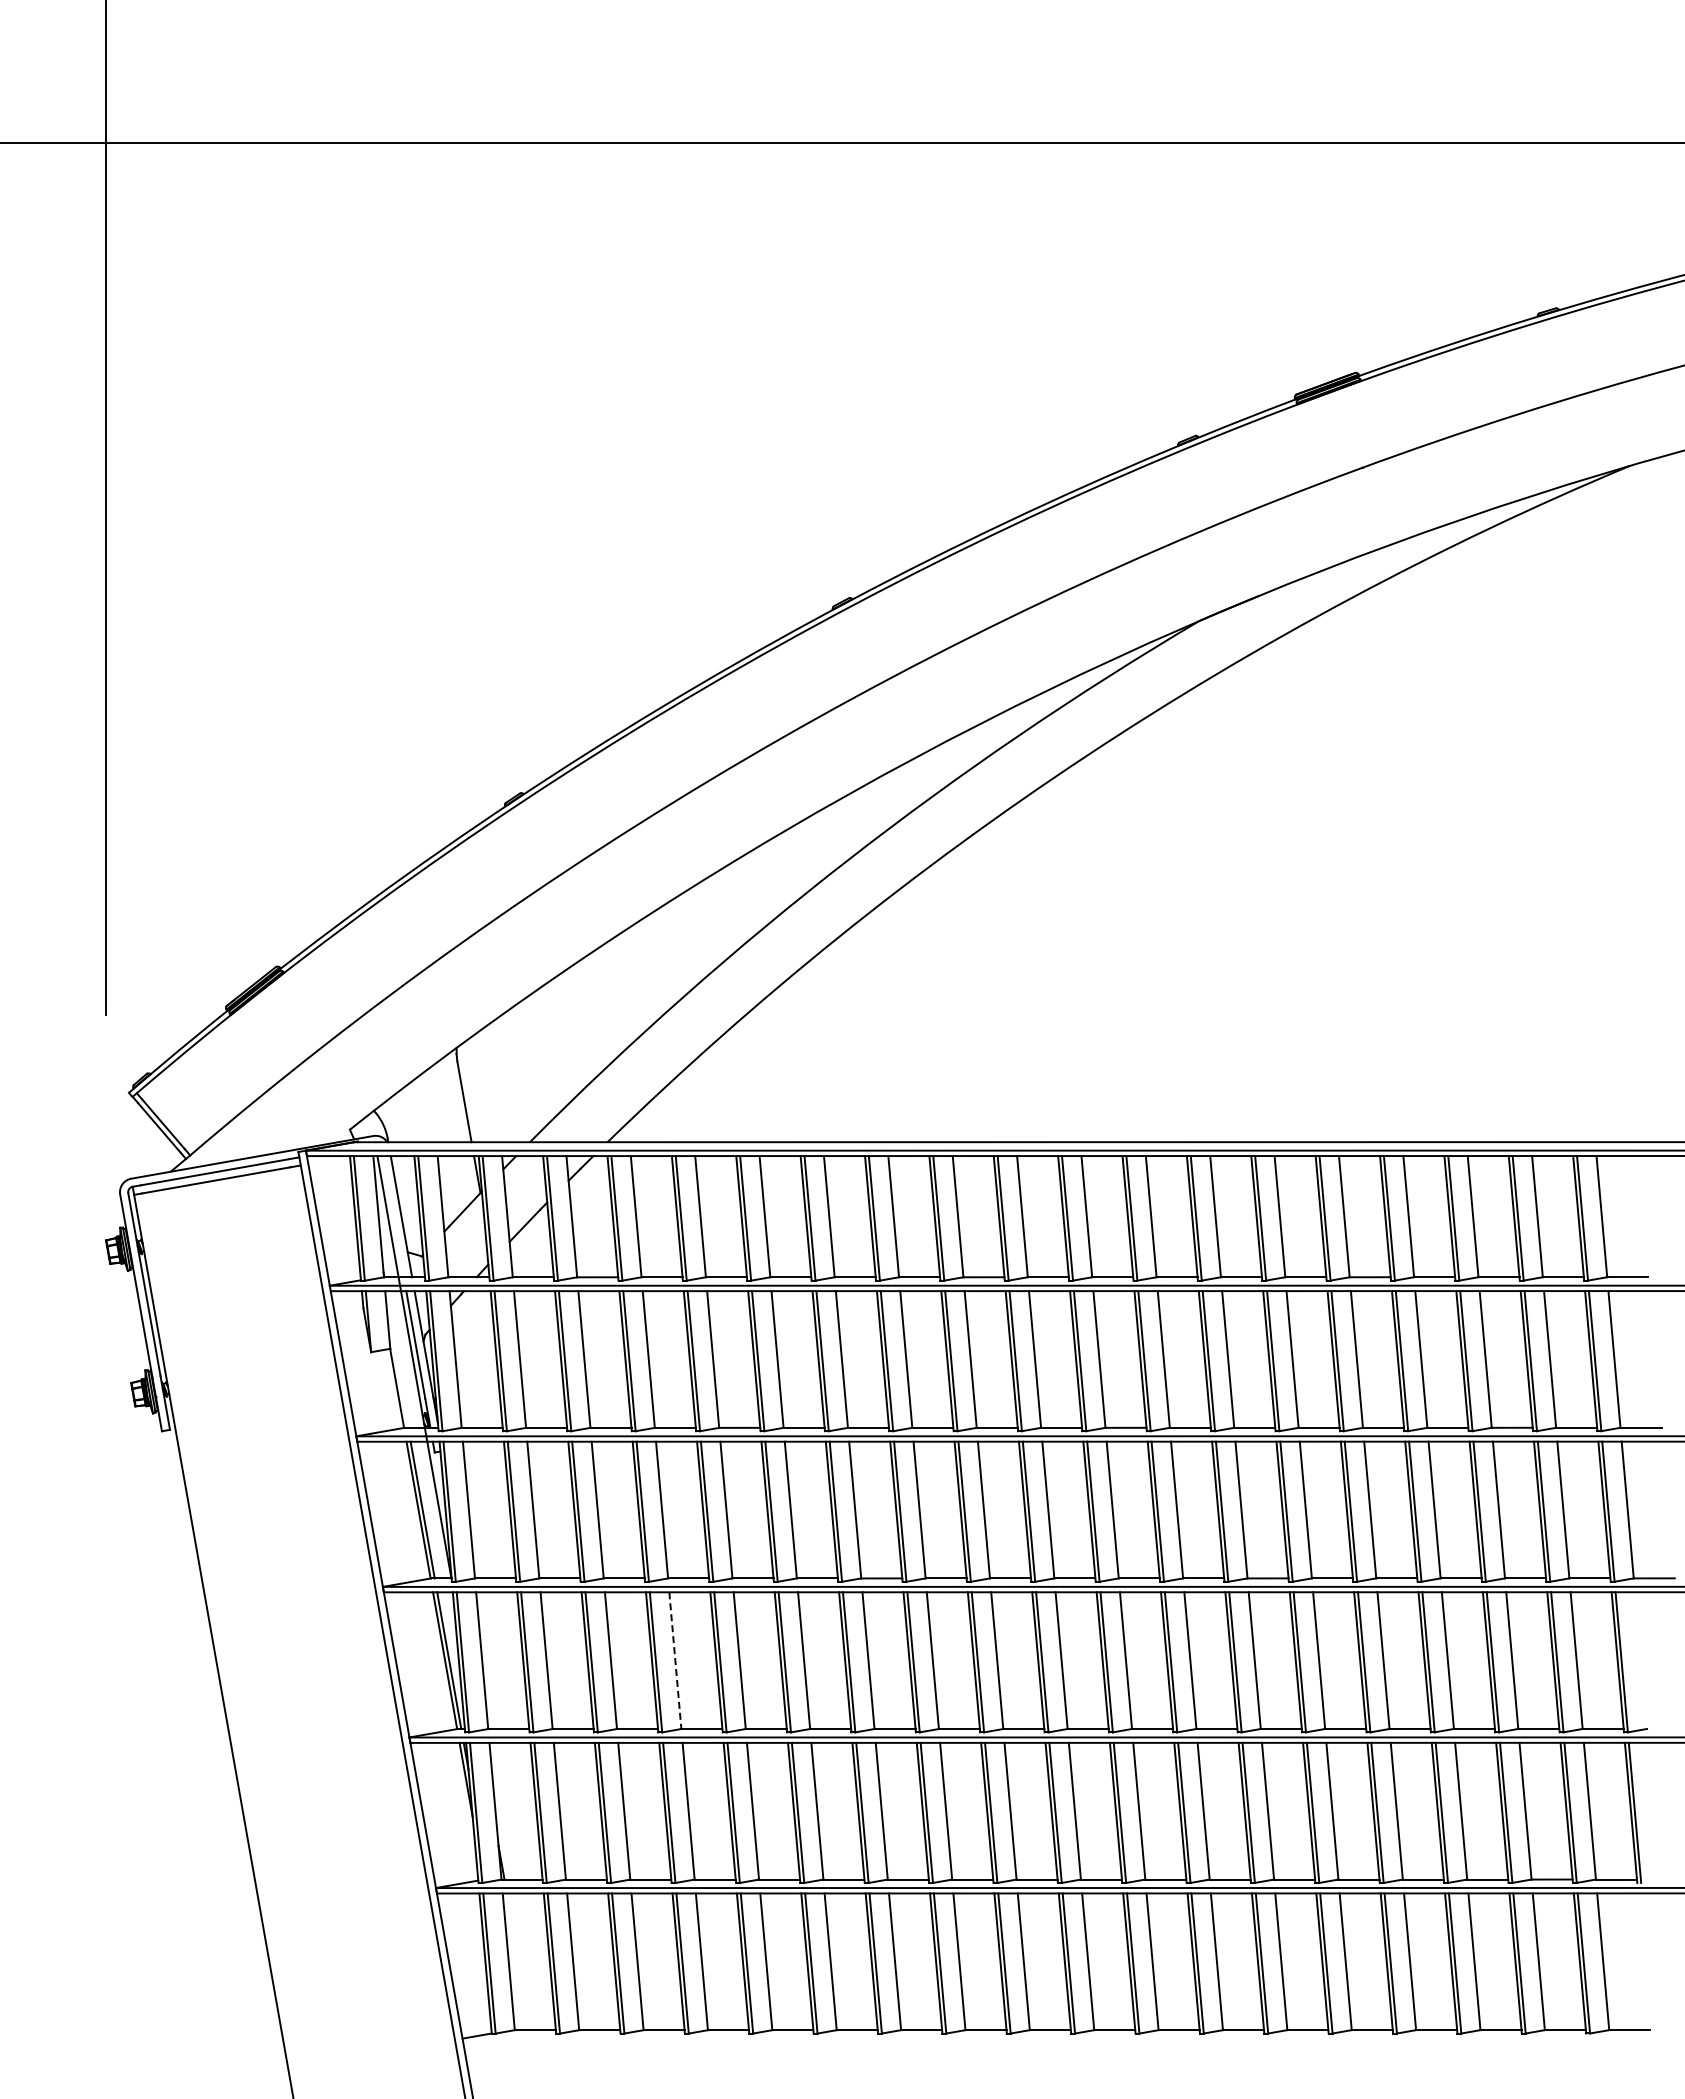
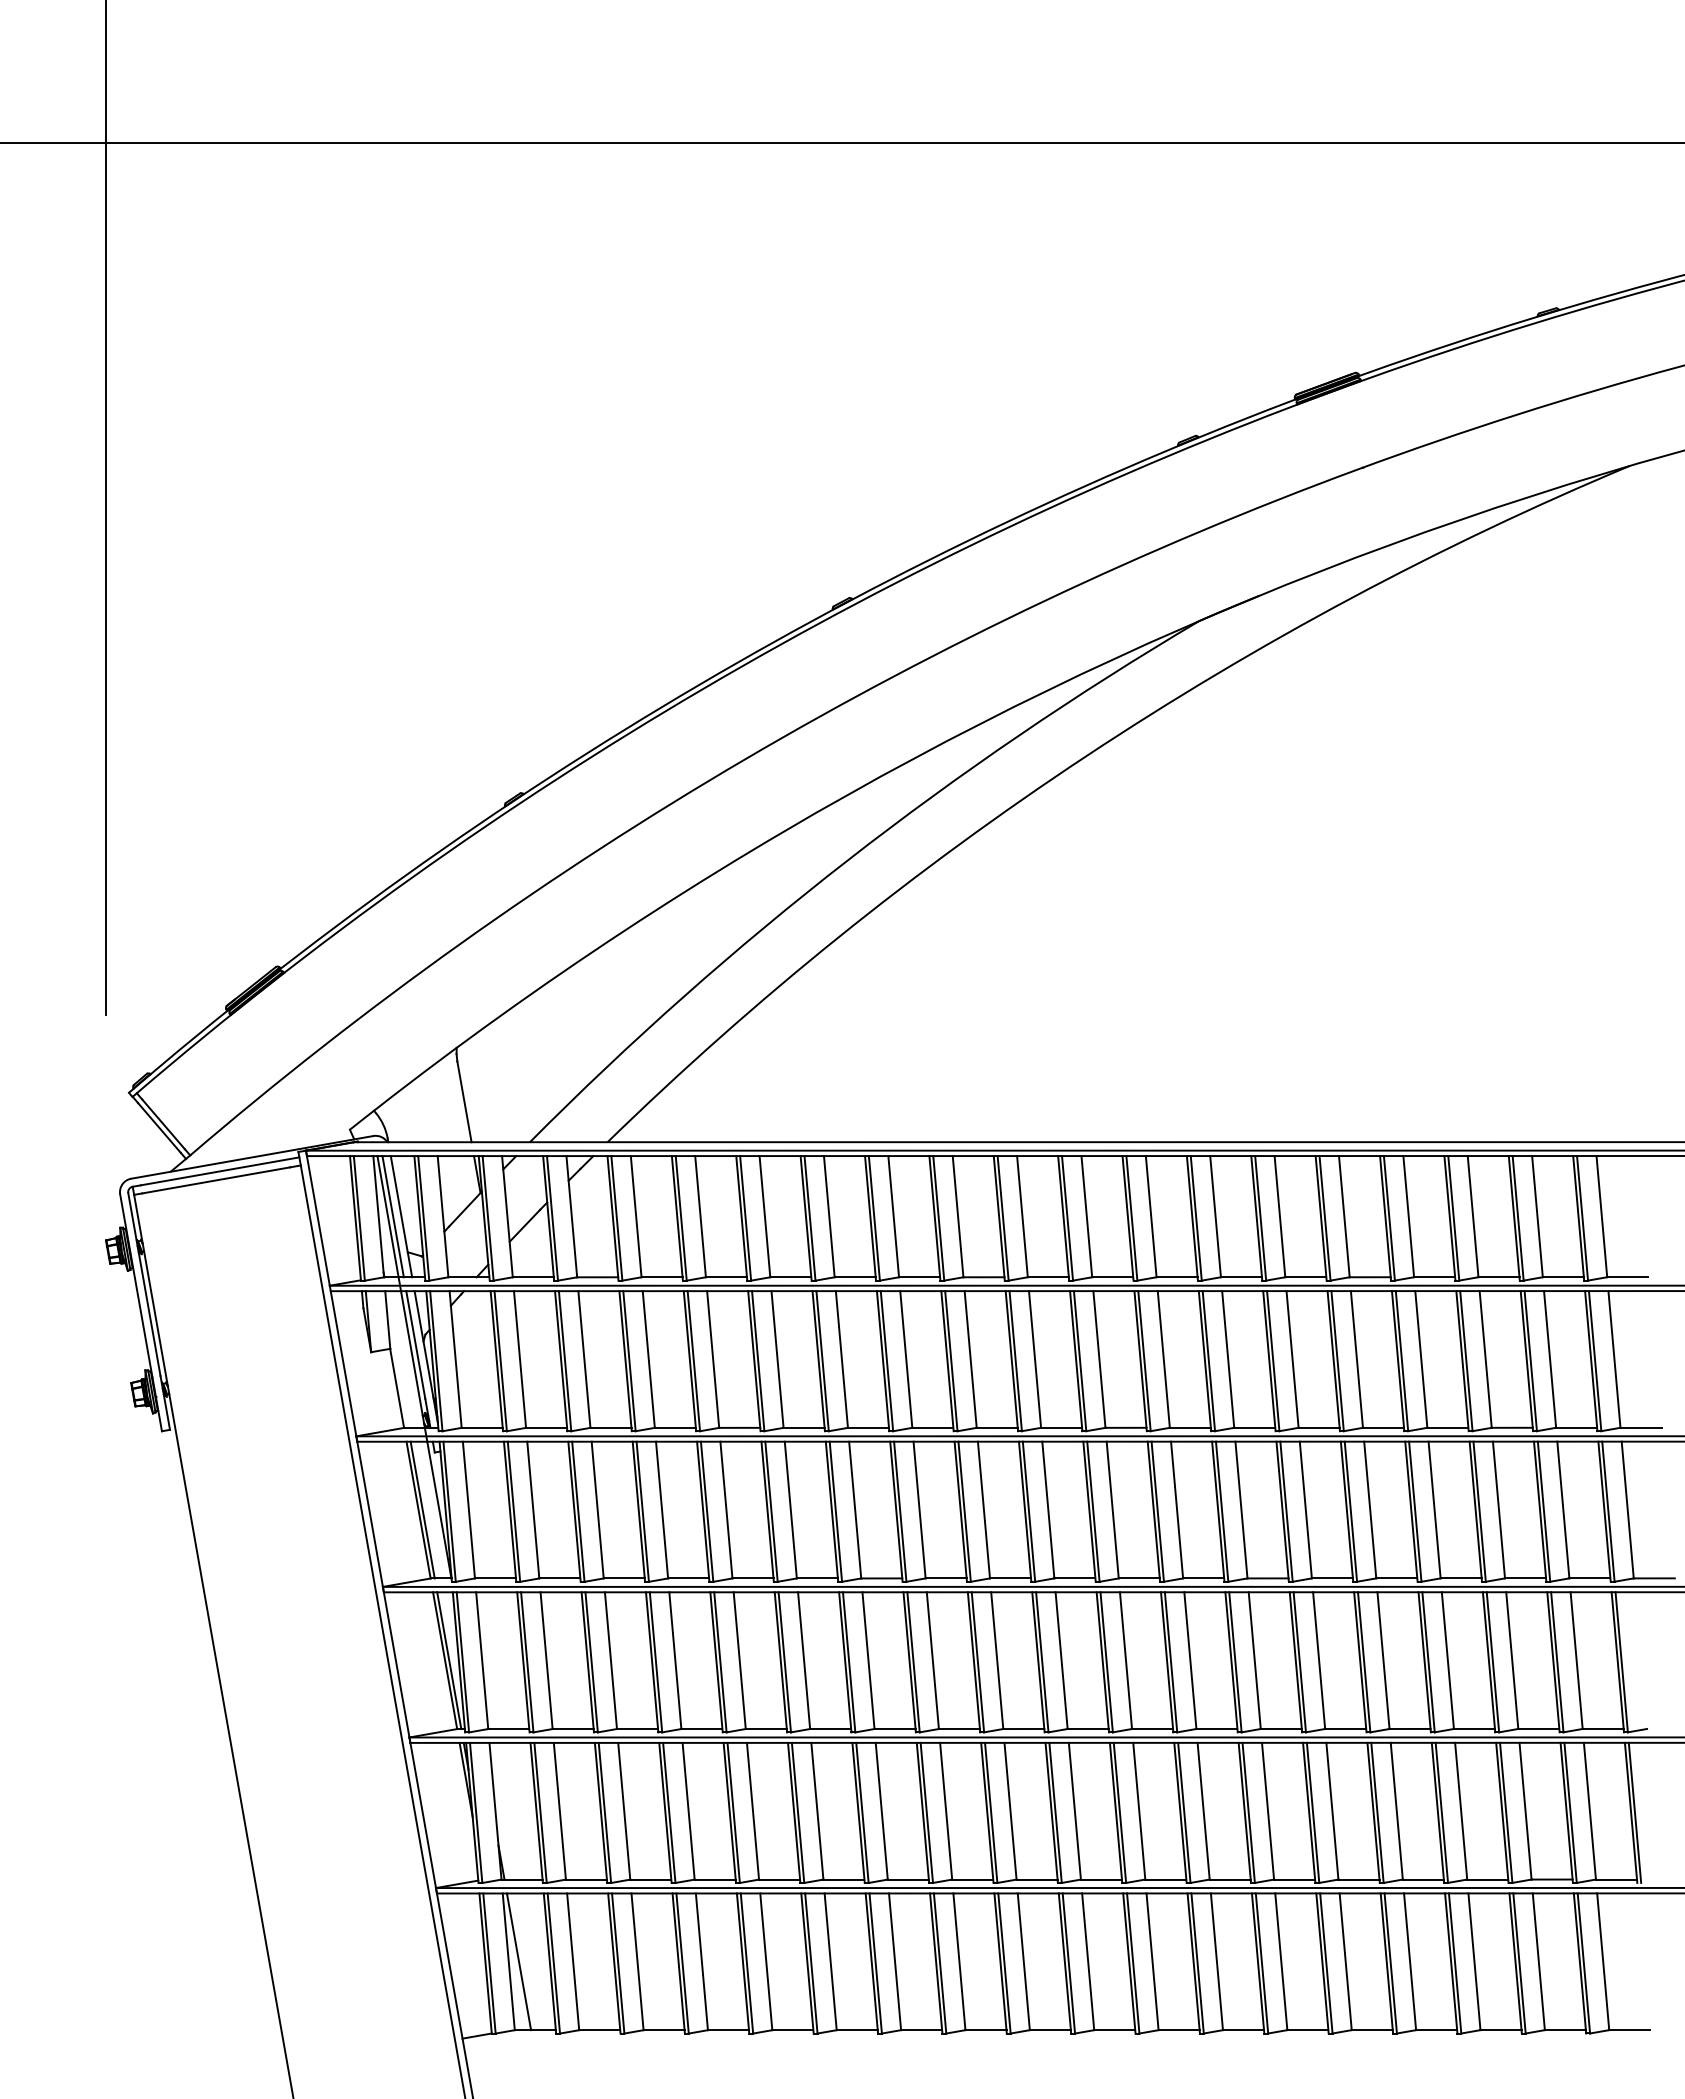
line: none -> present (392, 1216)
line: dashed -> solid (675, 1660)
line: none -> present (518, 1961)
